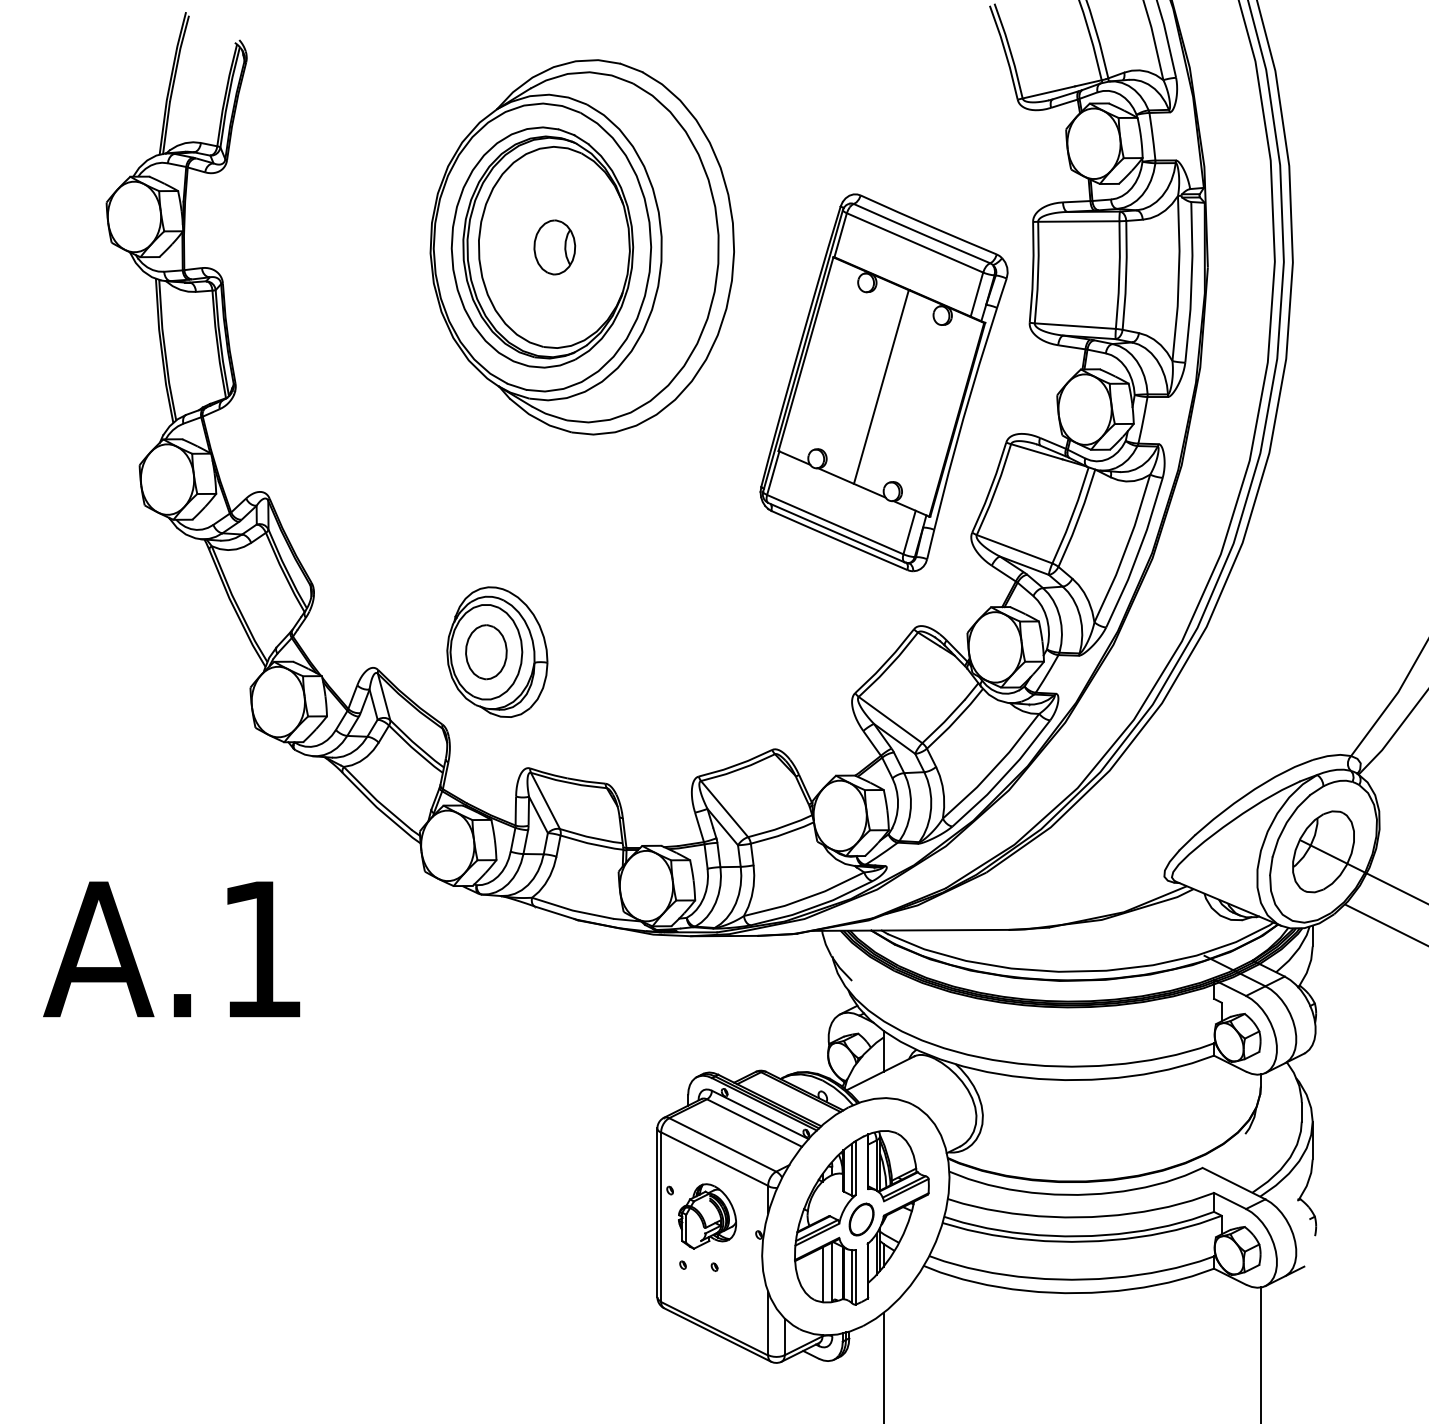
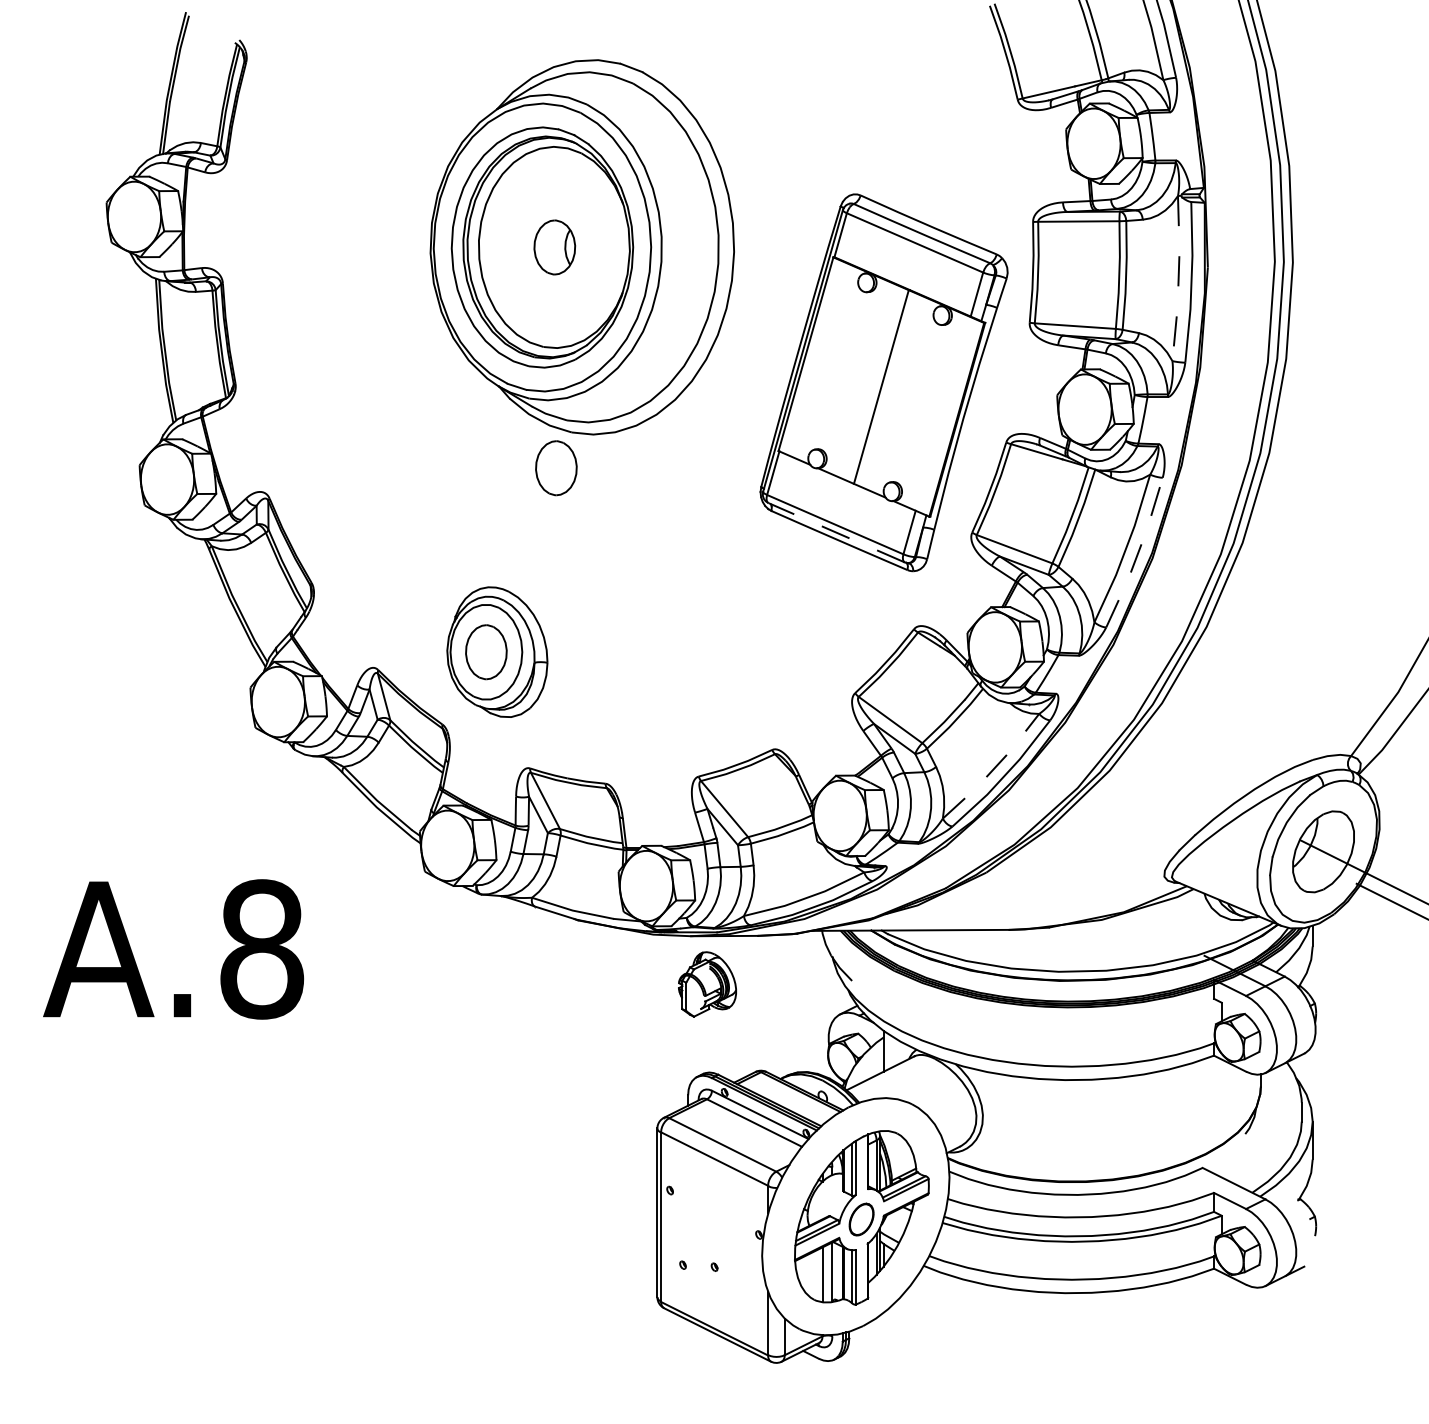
line: solid -> dashed (1178, 278)
part: none -> present (556, 468)
line: solid -> dashed (836, 532)
line: solid -> dashed (1137, 553)
line: solid -> dashed (993, 769)
line position: (1384, 924) -> (1390, 900) (1390, 900)
text: A.1 -> A.8 (262, 949)
part position: (707, 1216) -> (707, 984) (707, 984)
line: present -> none (1260, 1353)
line: present -> none (883, 1366)
